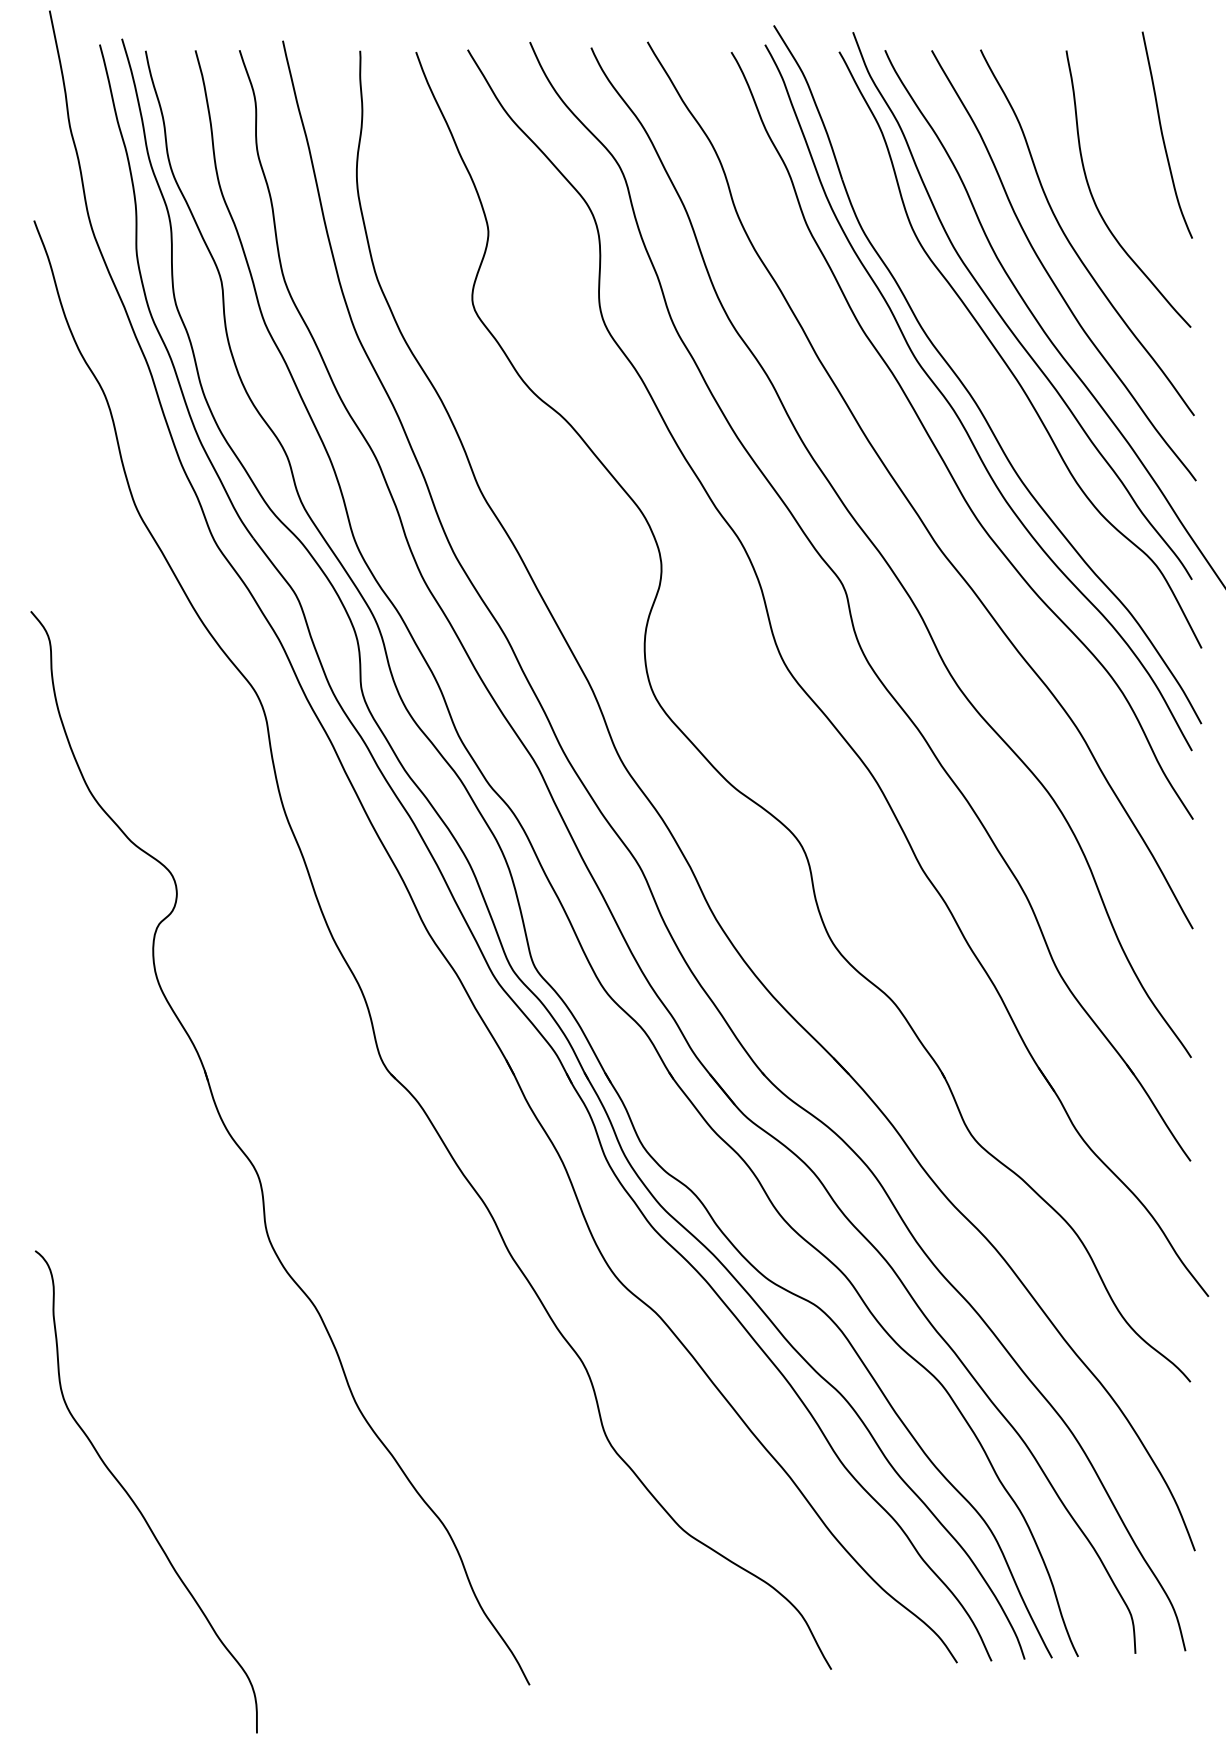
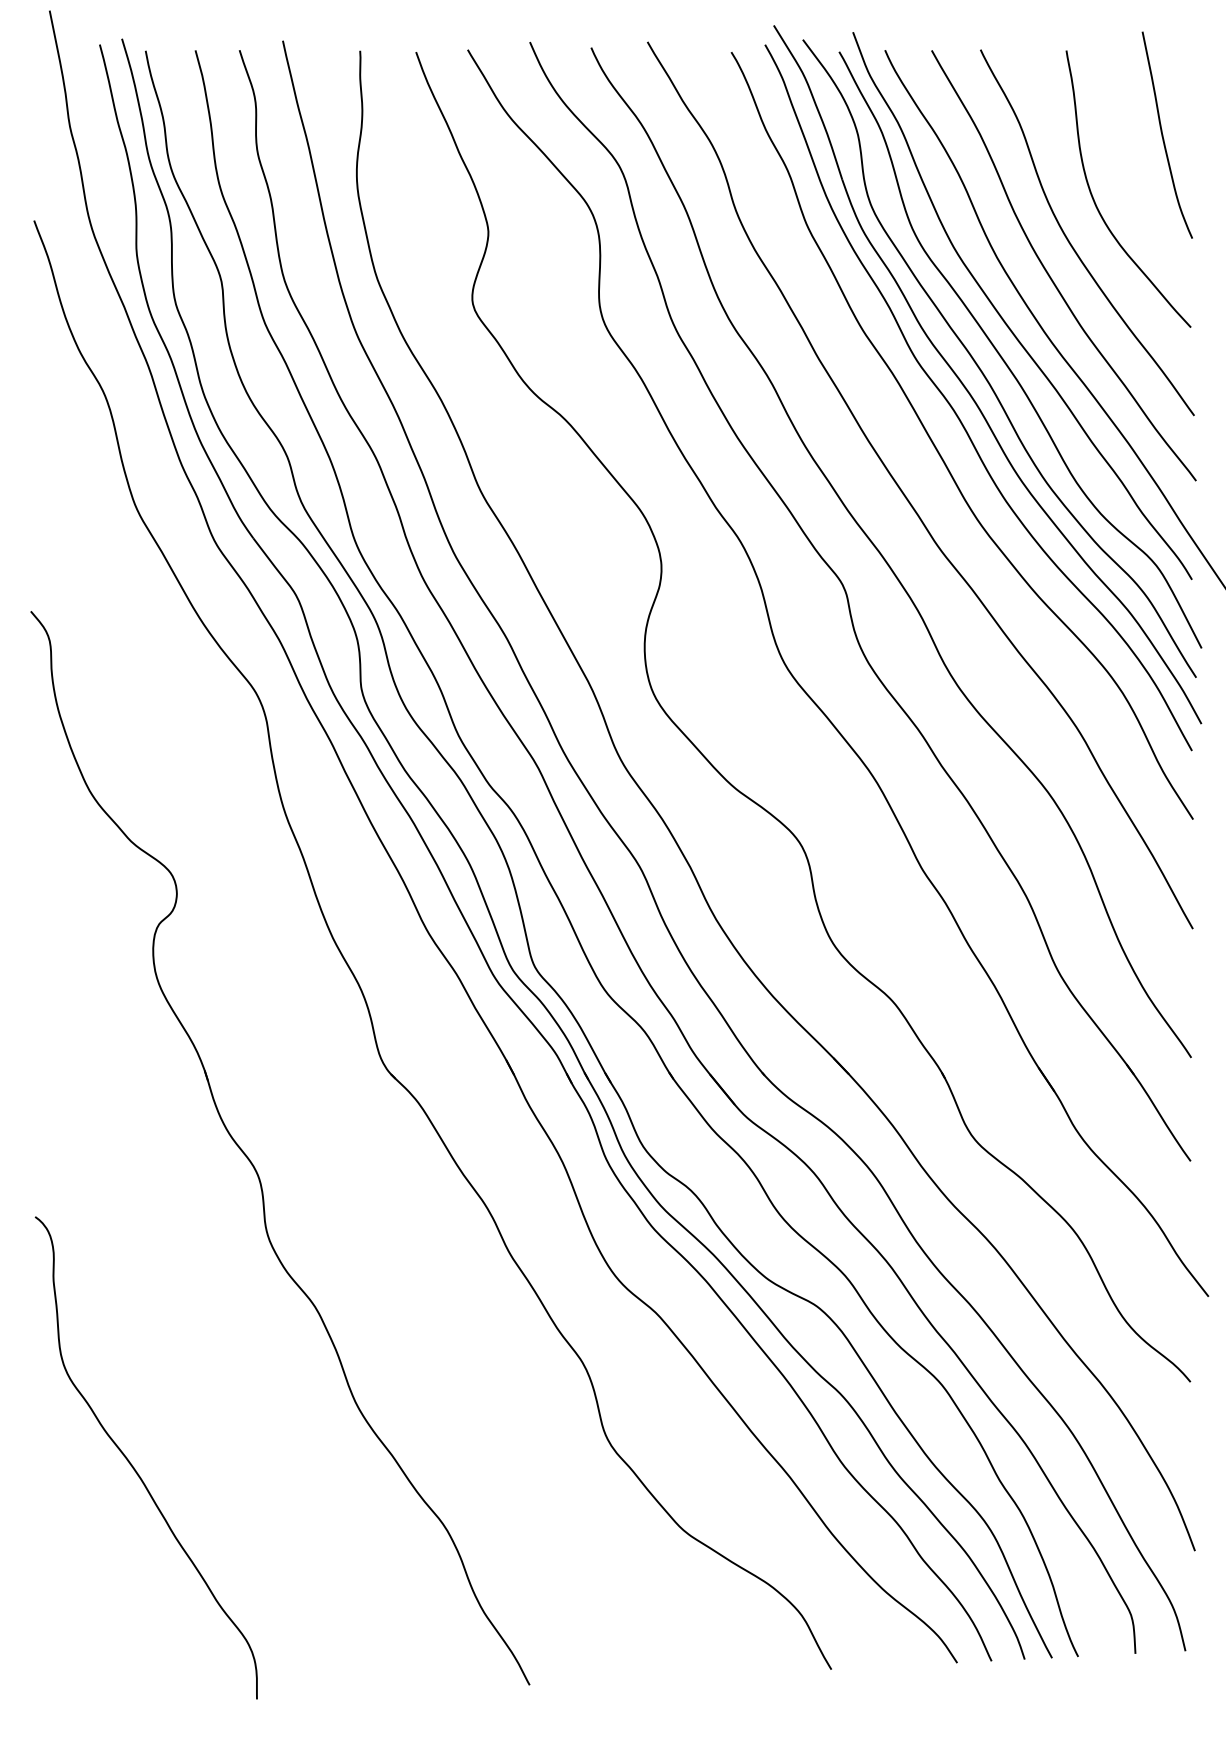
curve: none -> present (981, 369)
curve position: (132, 1498) -> (132, 1464) (132, 1464)
